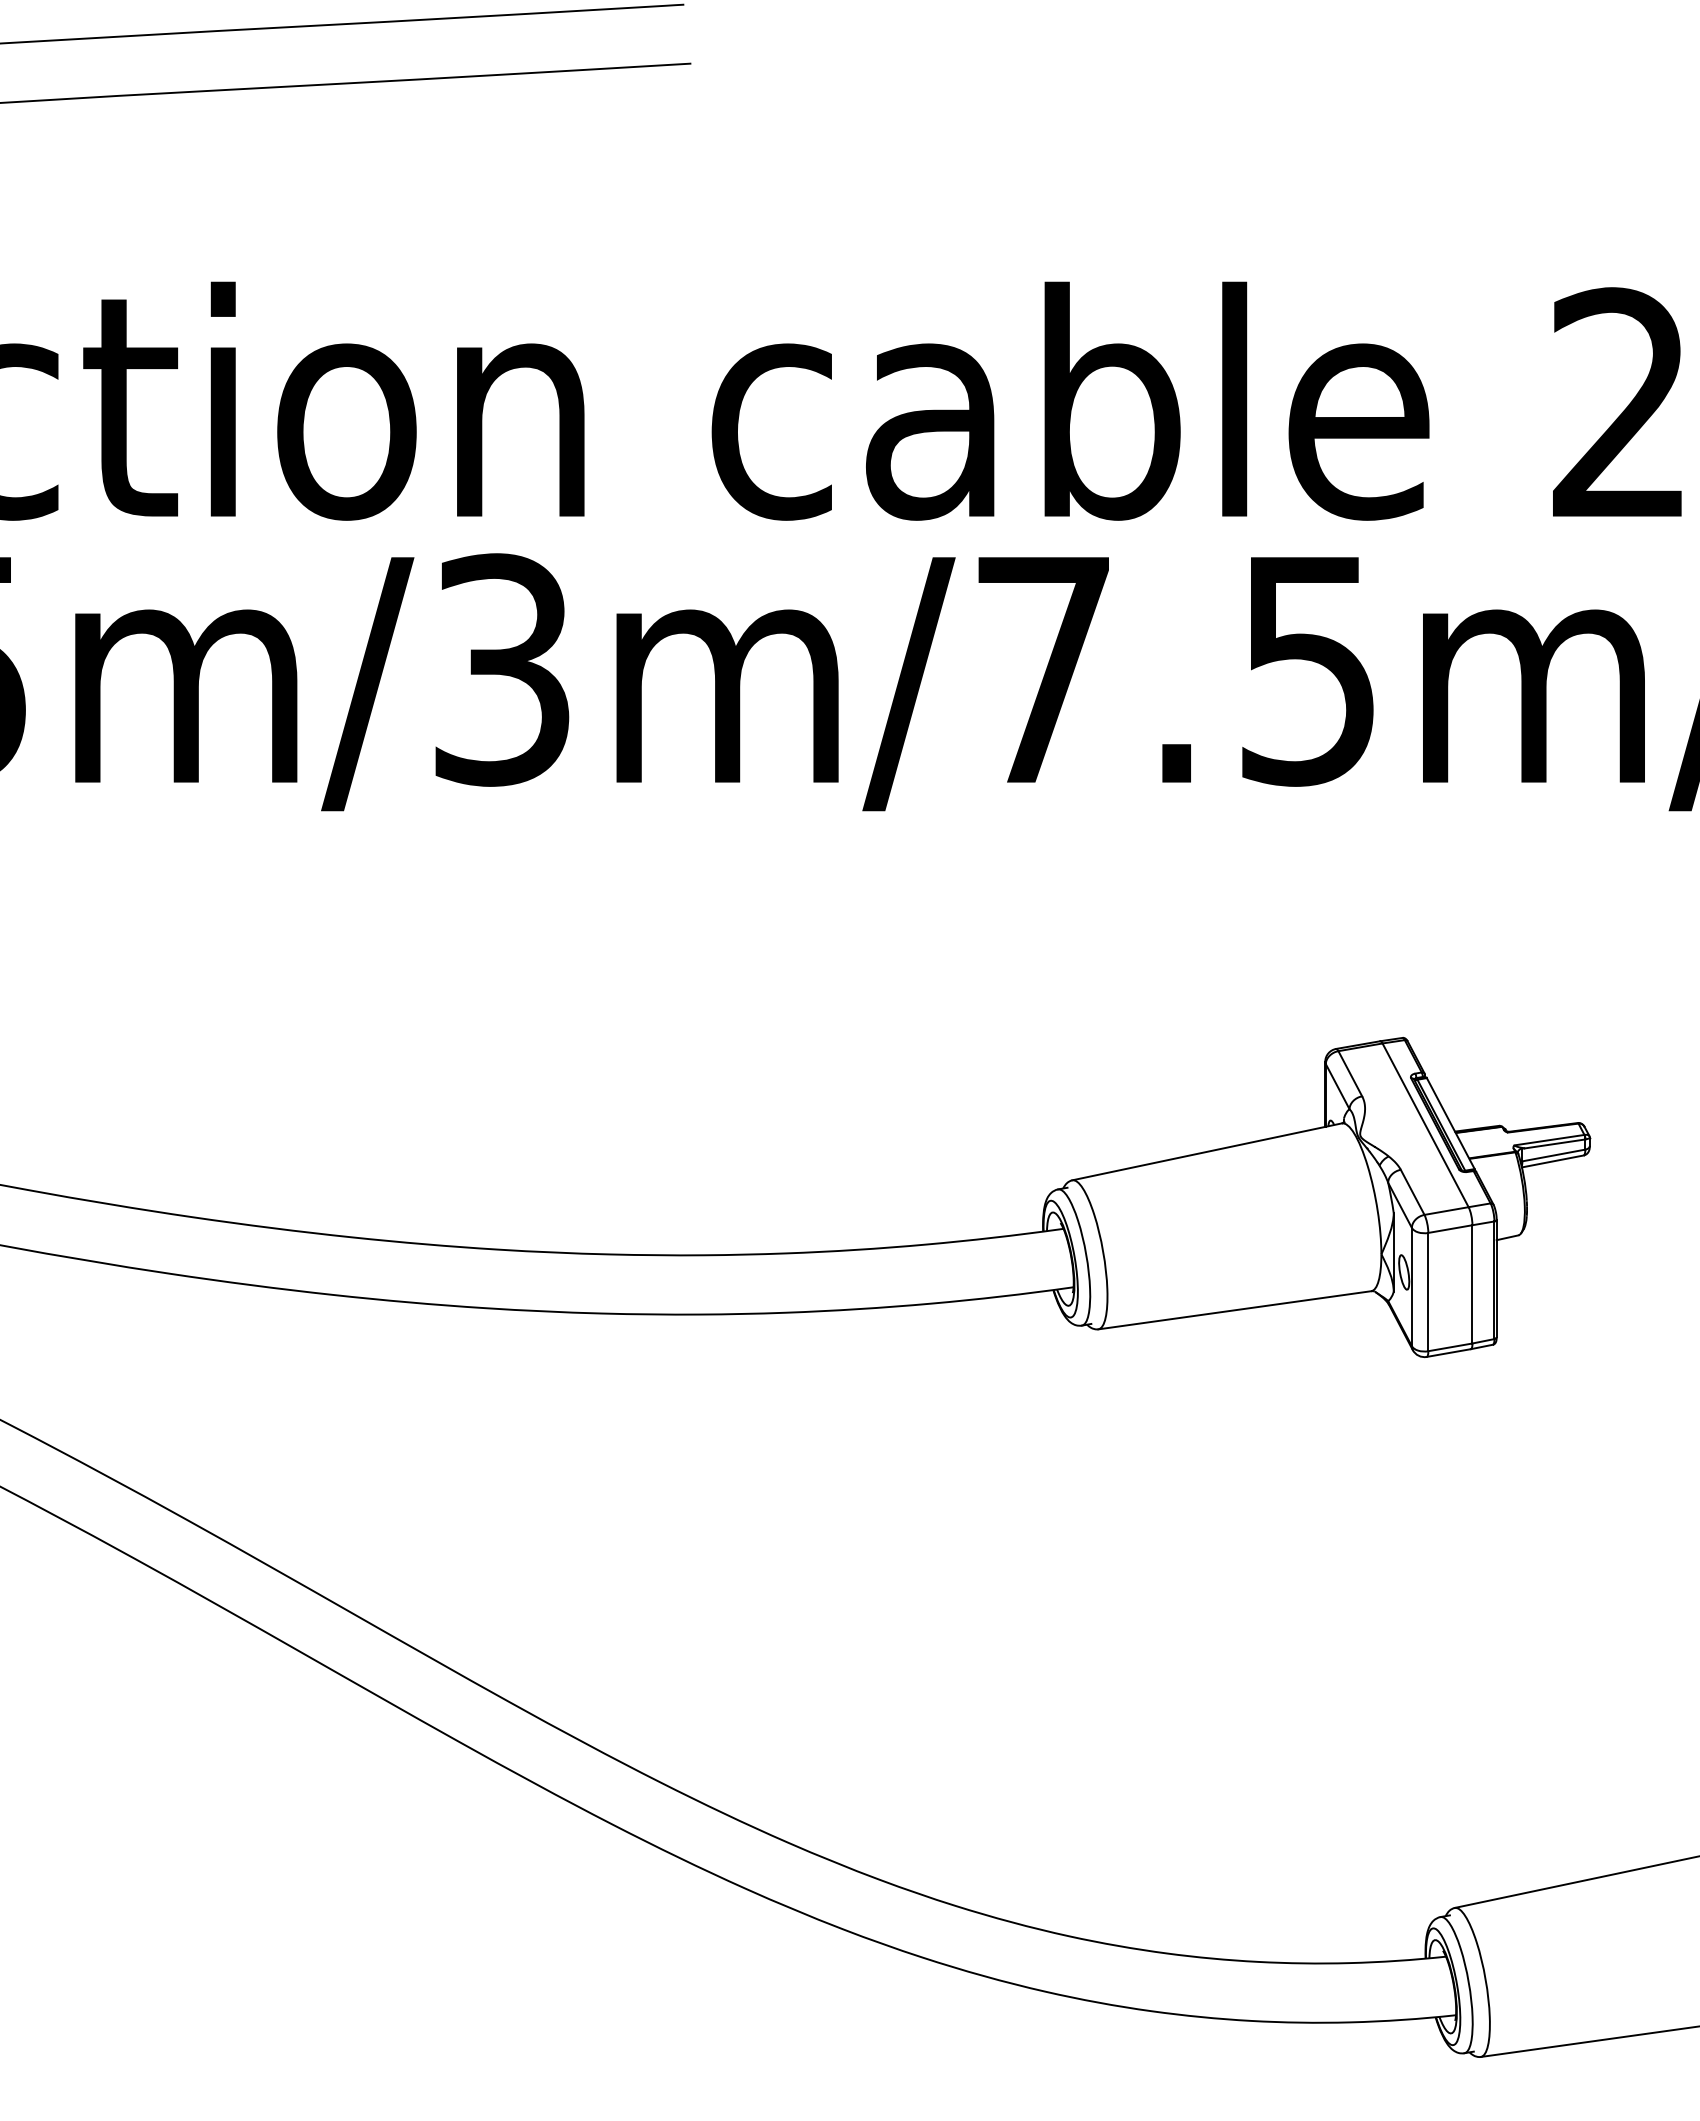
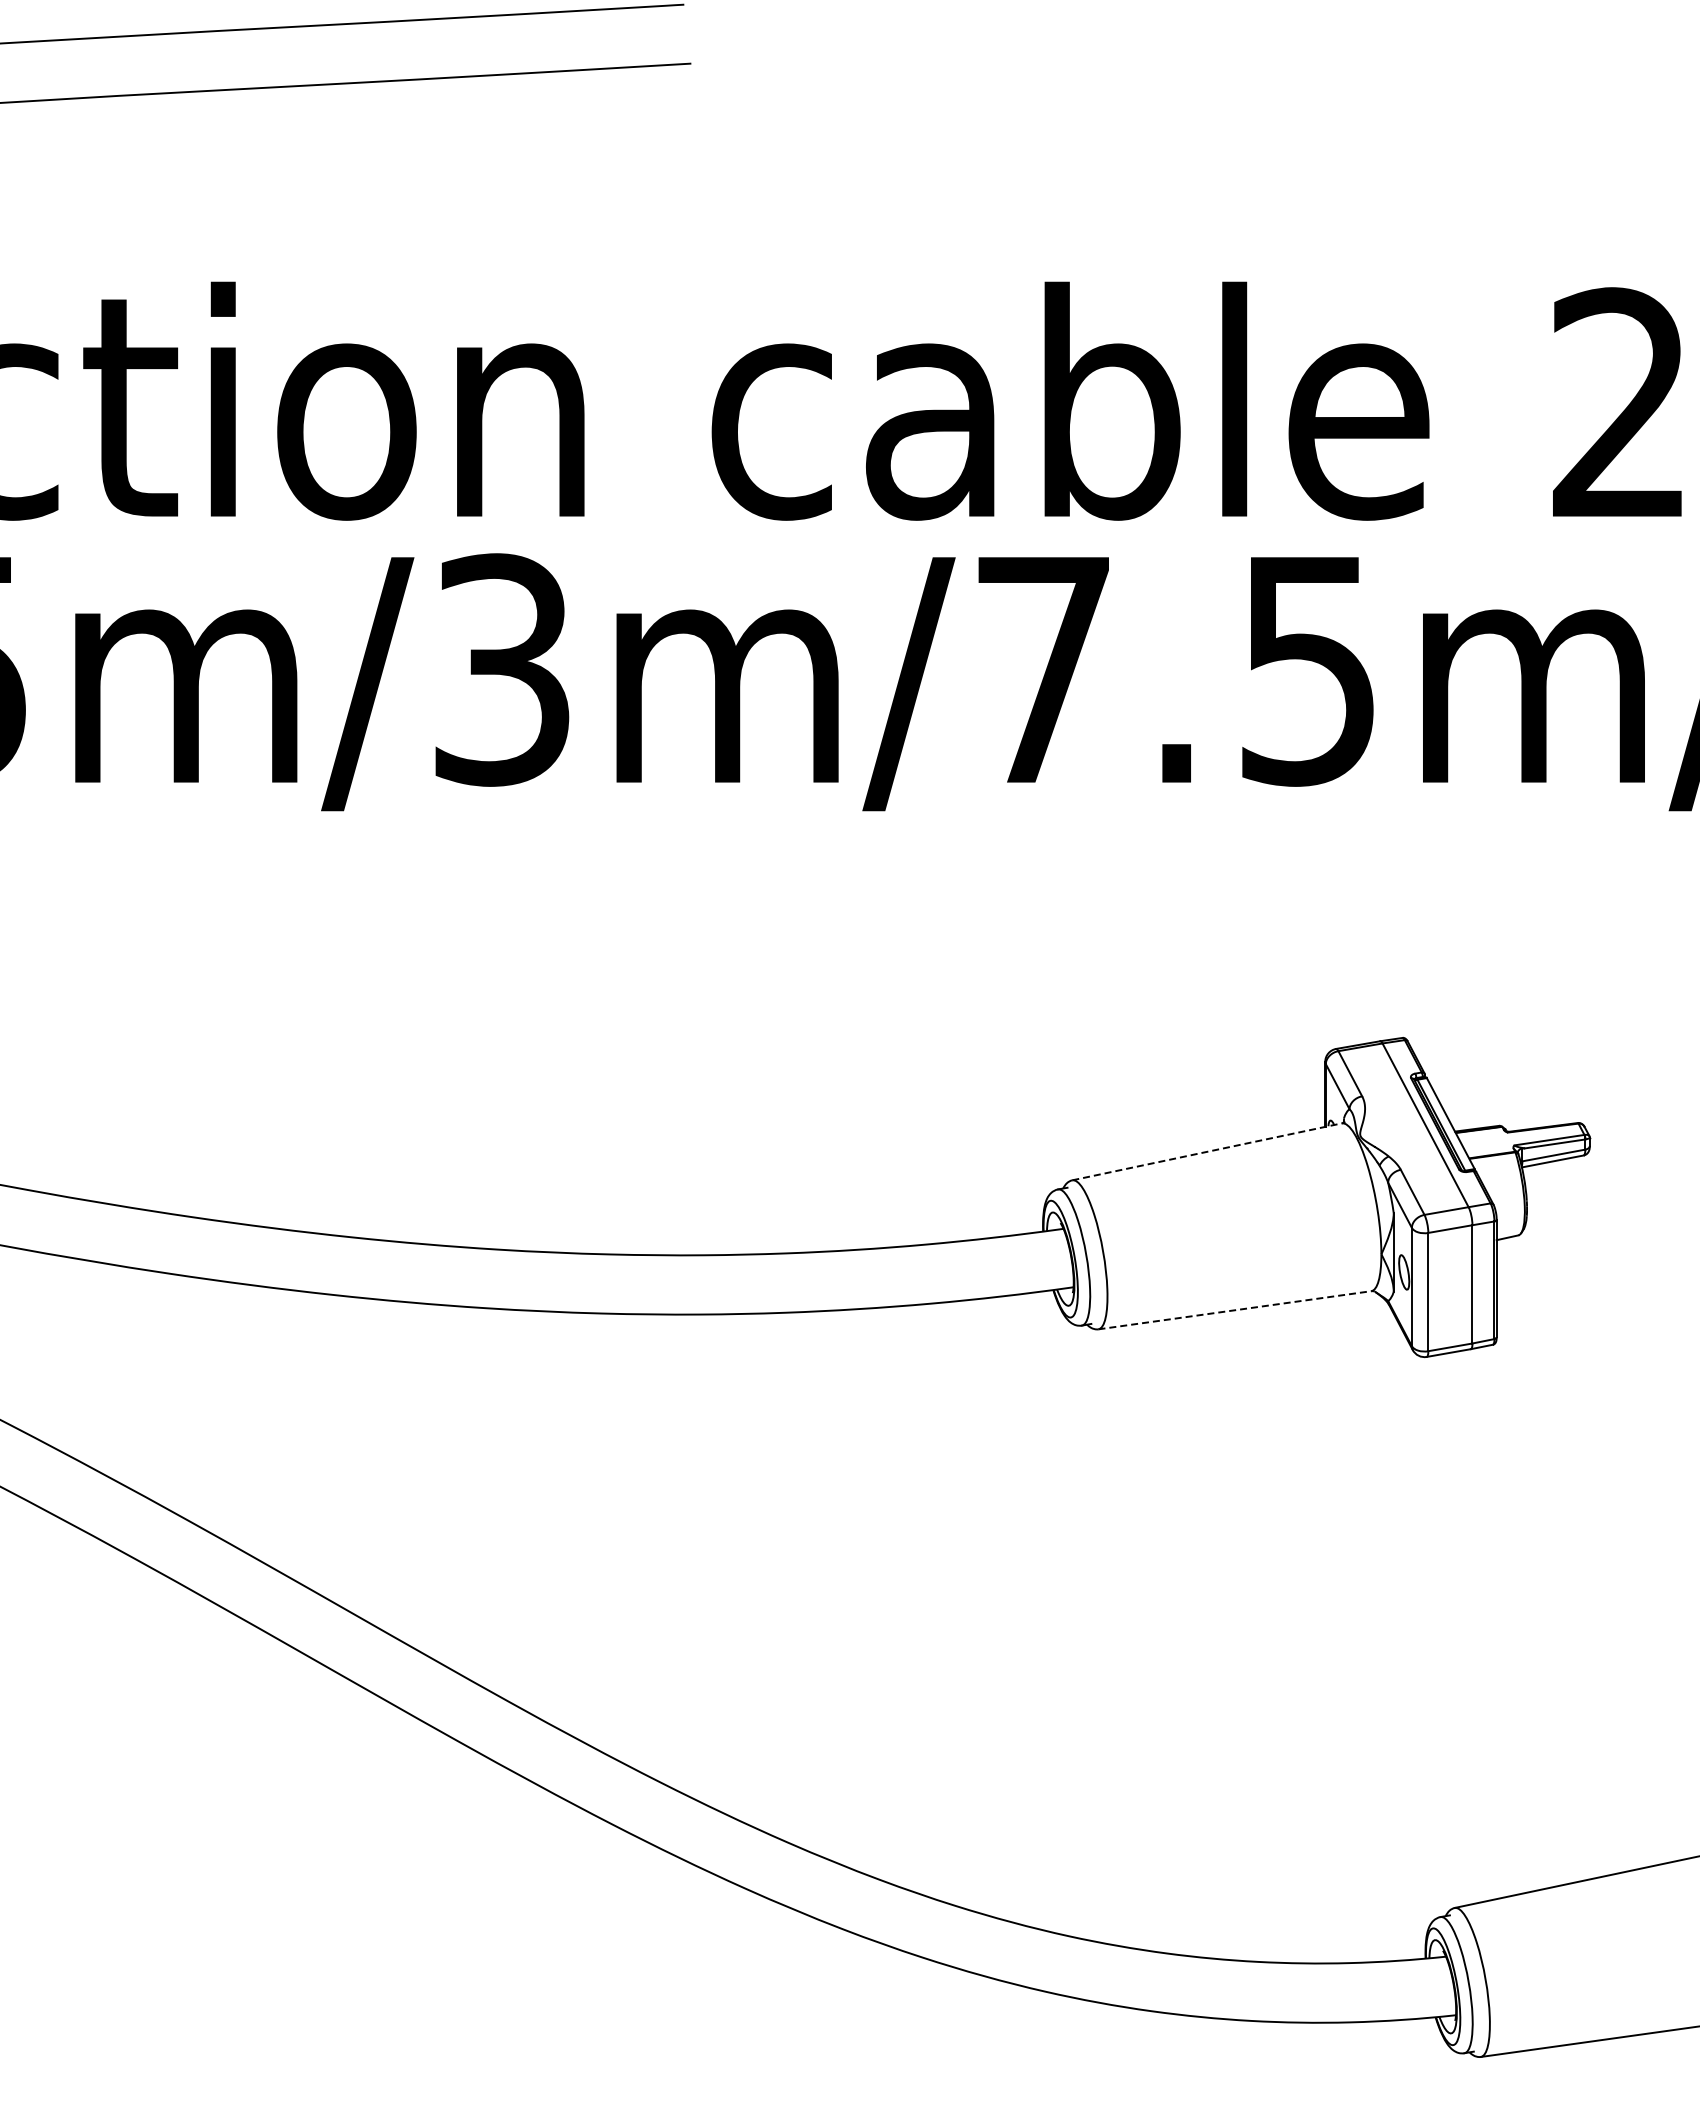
line: solid -> dashed (1207, 1151)
line: solid -> dashed (1234, 1310)
